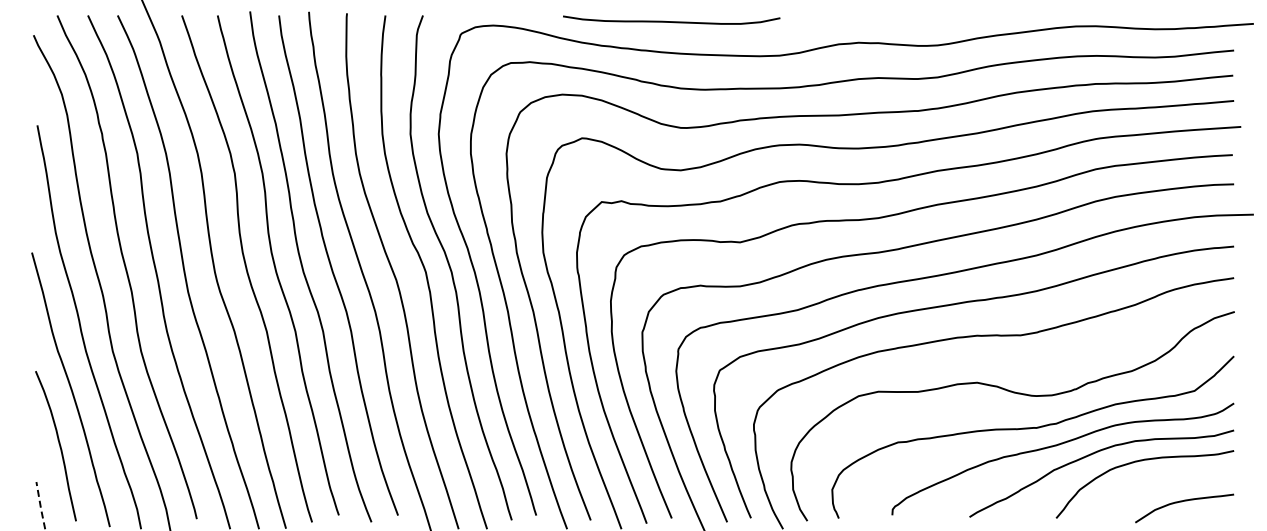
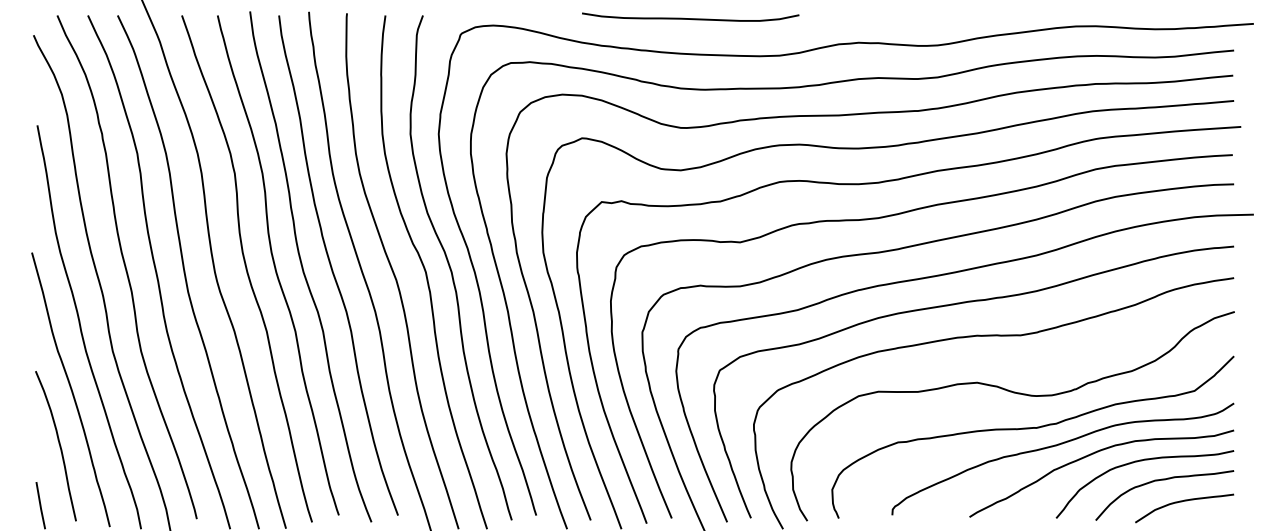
curve position: (671, 21) -> (690, 18) (690, 18)
curve: none -> present (1164, 480)
line: dashed -> solid (40, 506)
